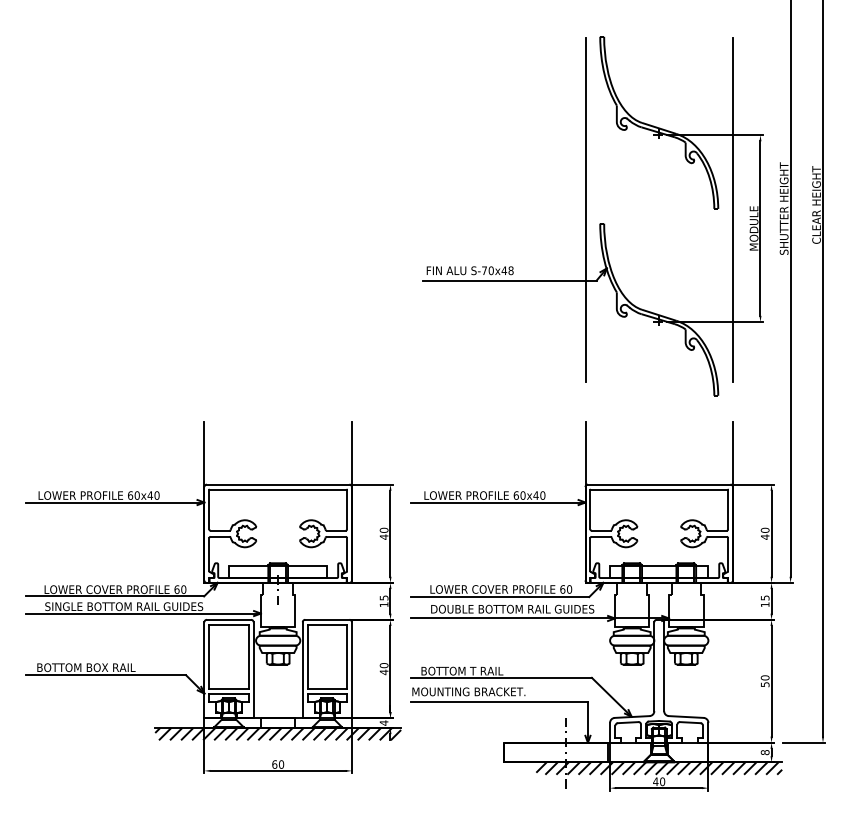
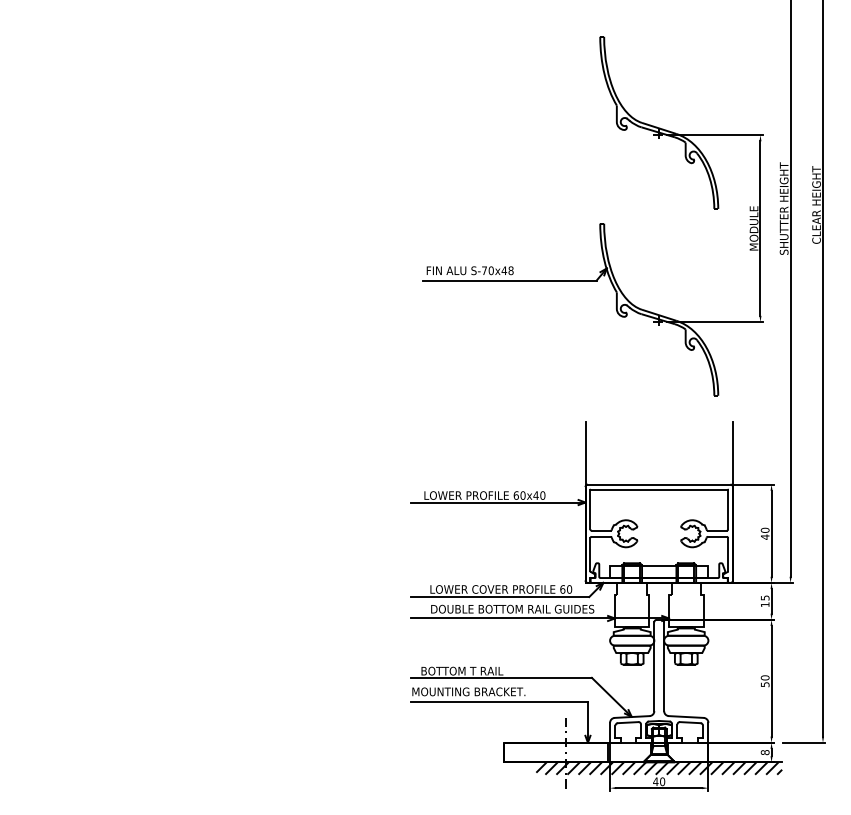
line: present -> none (585, 210)
line: present -> none (733, 210)
part: present -> none (209, 592)
